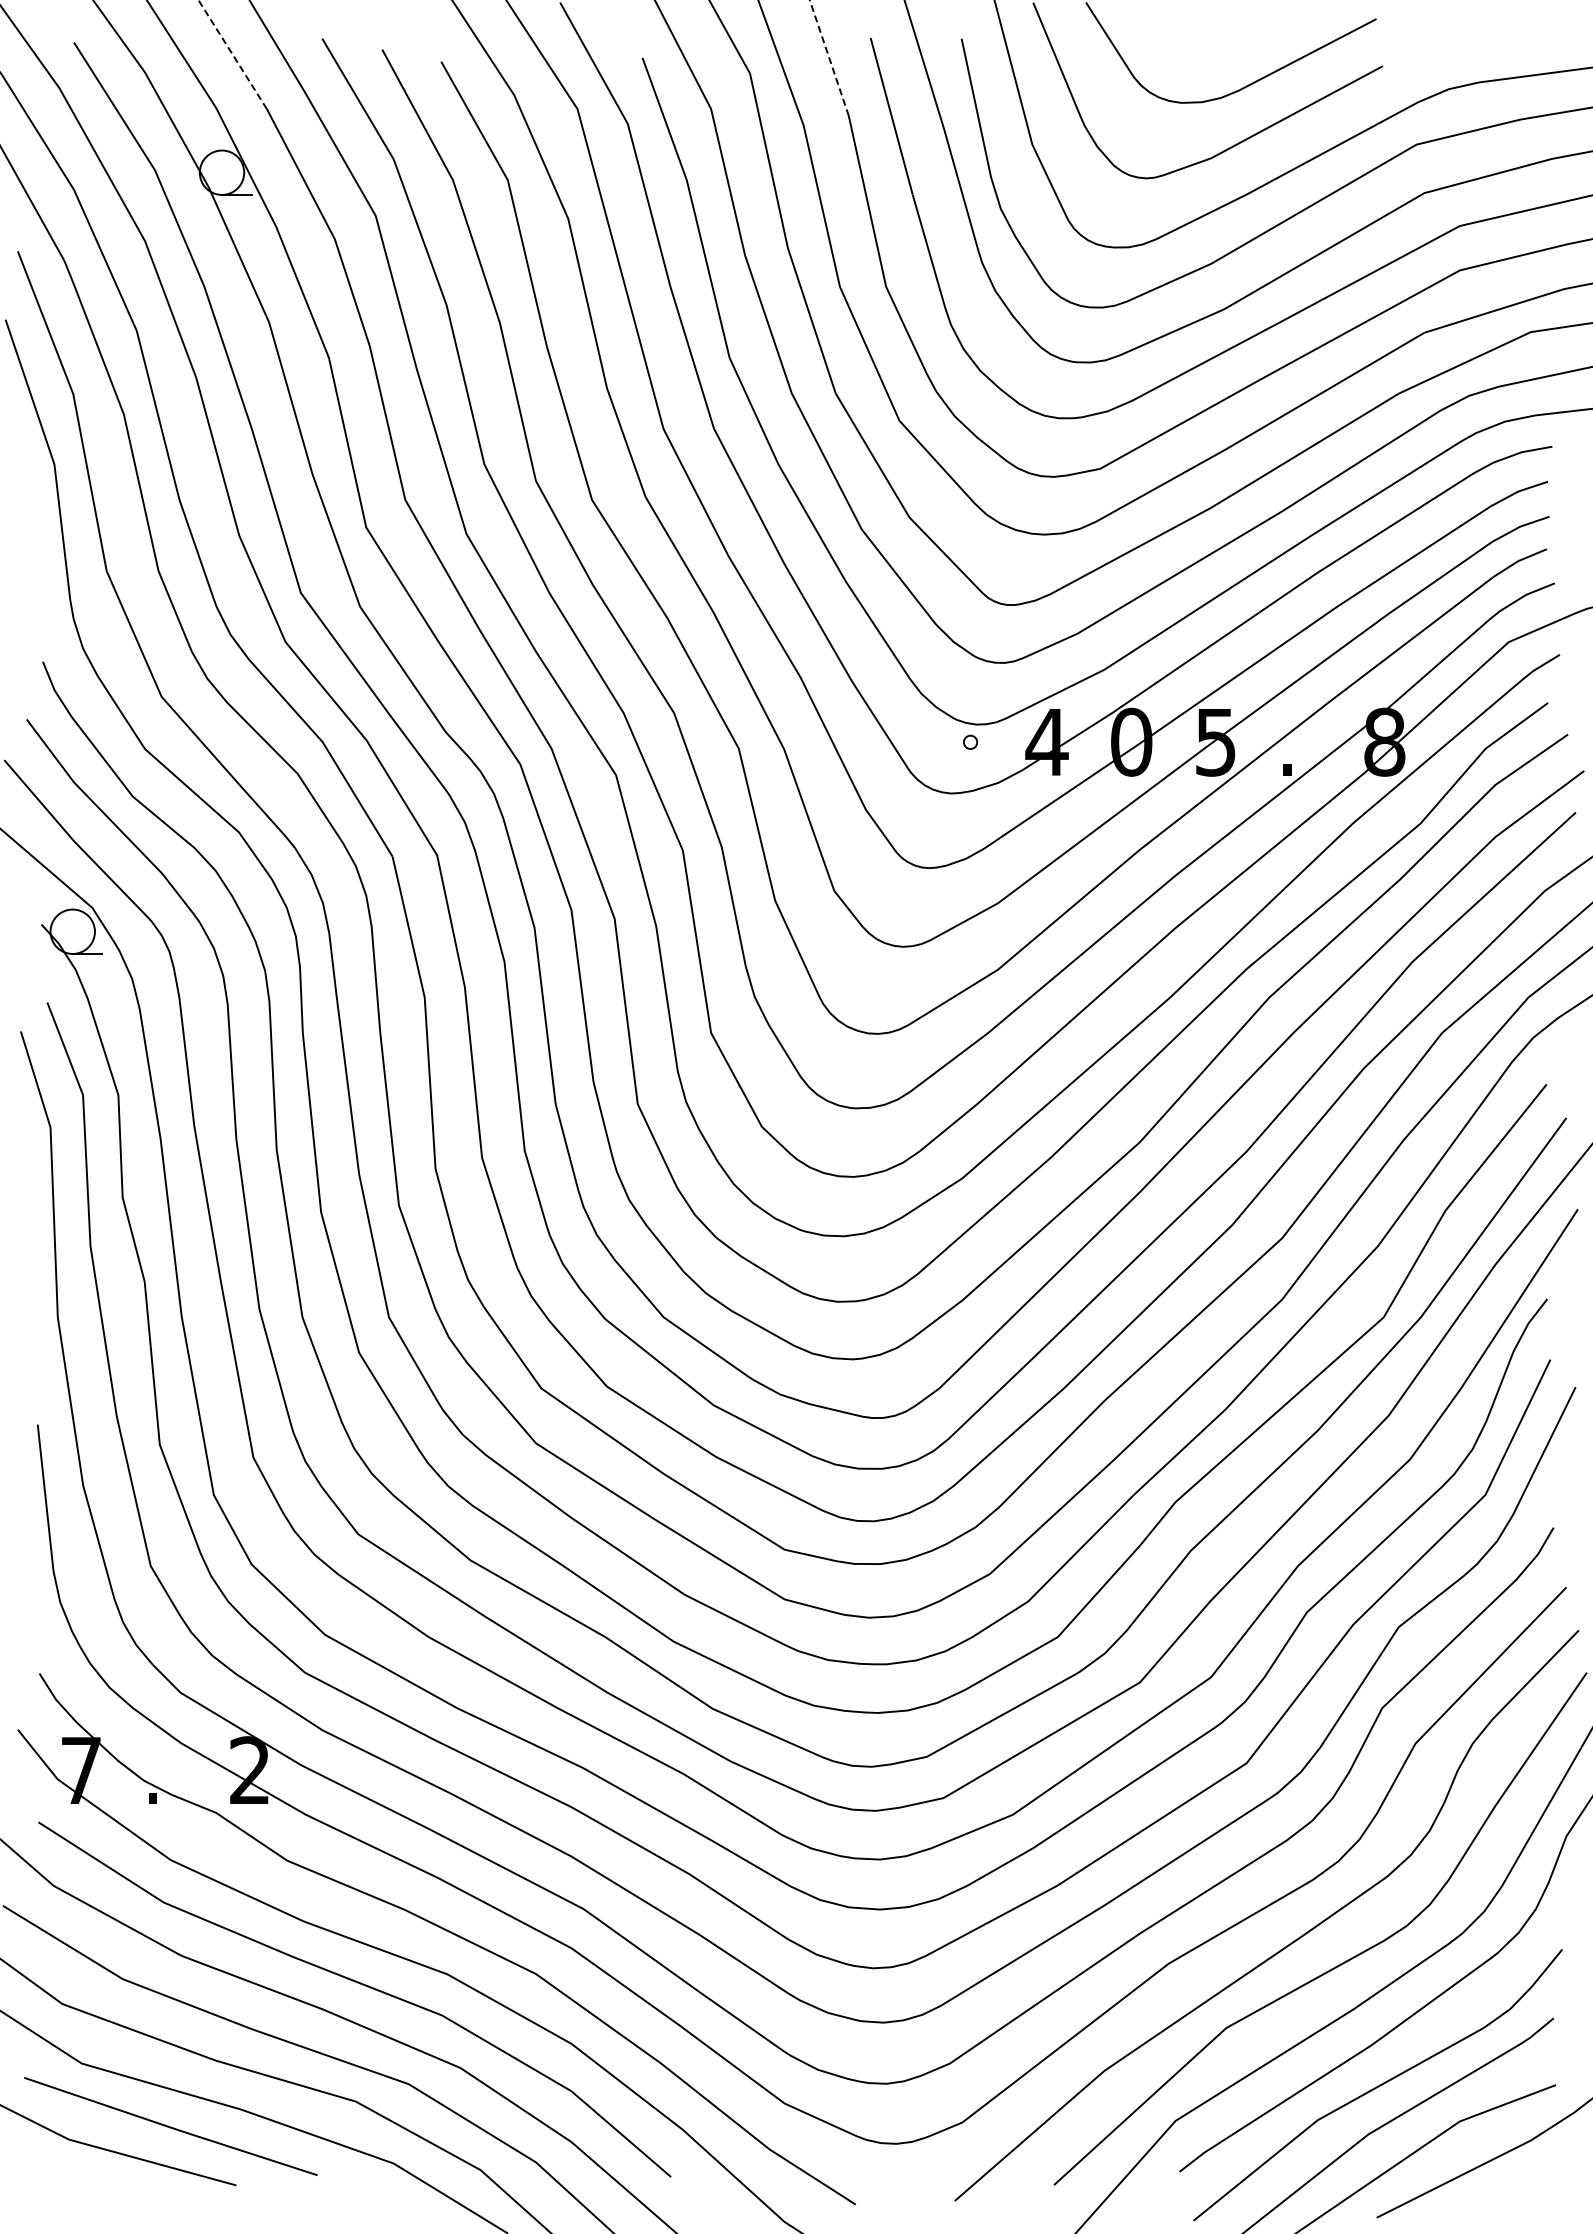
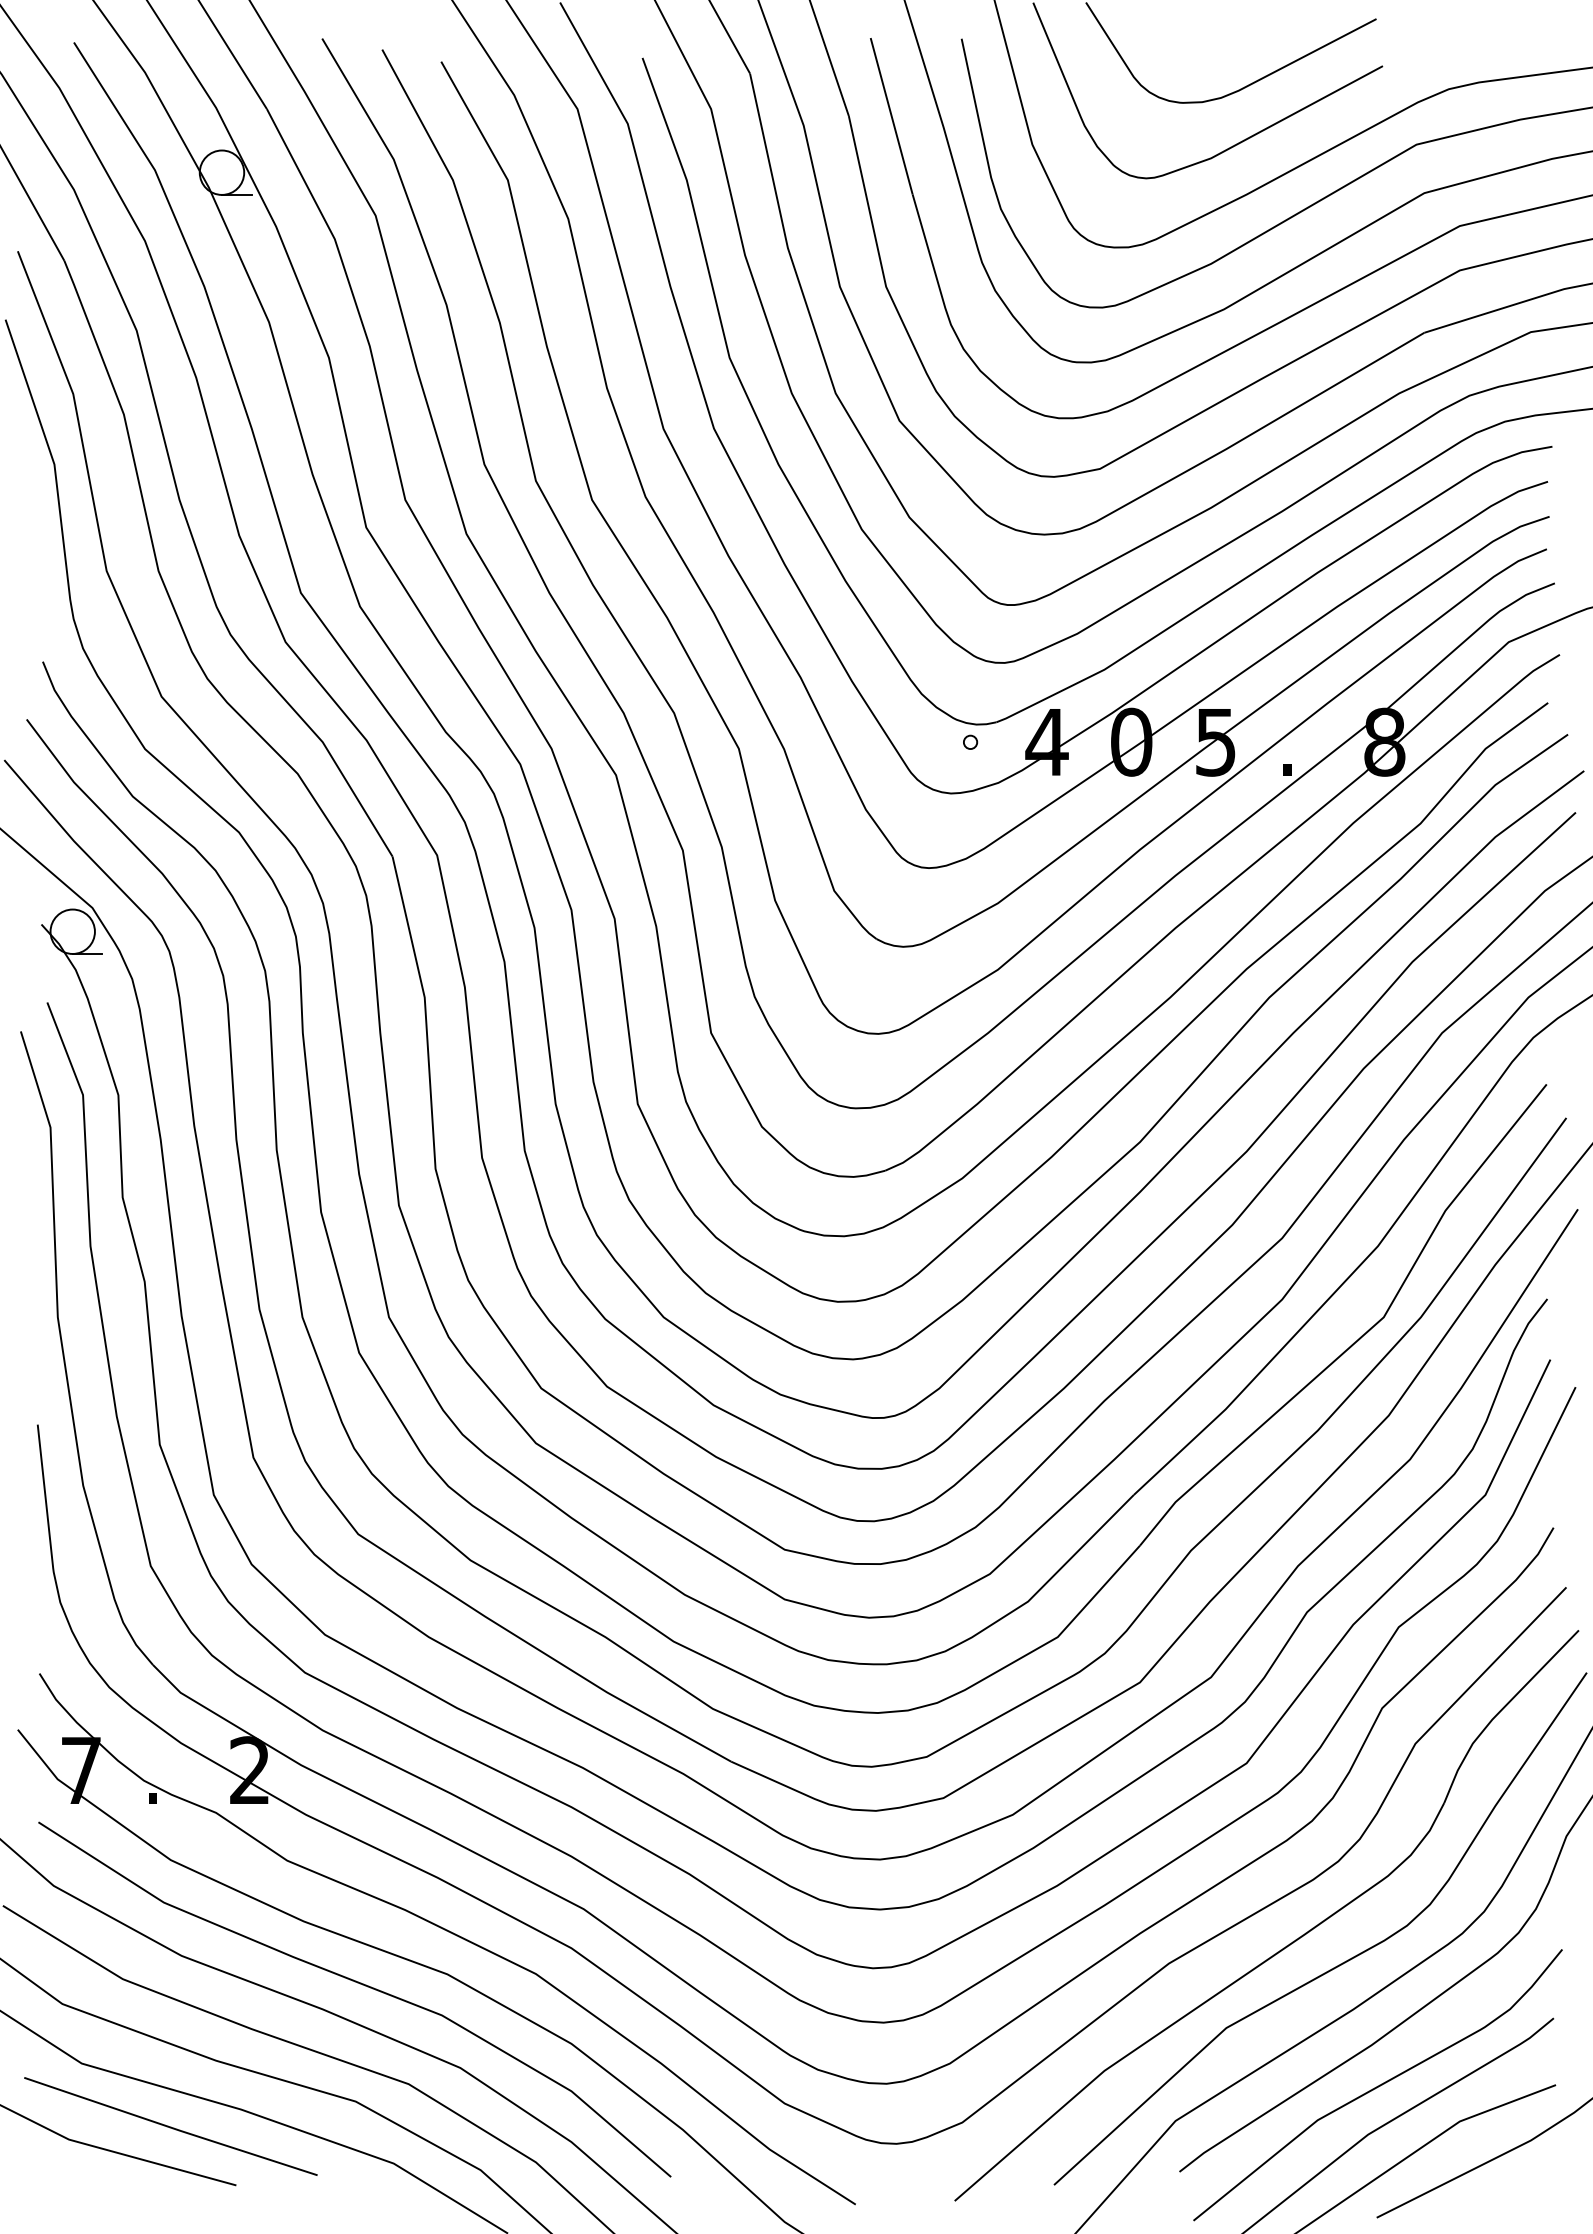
line: dashed -> solid (232, 54)
line: dashed -> solid (829, 57)
